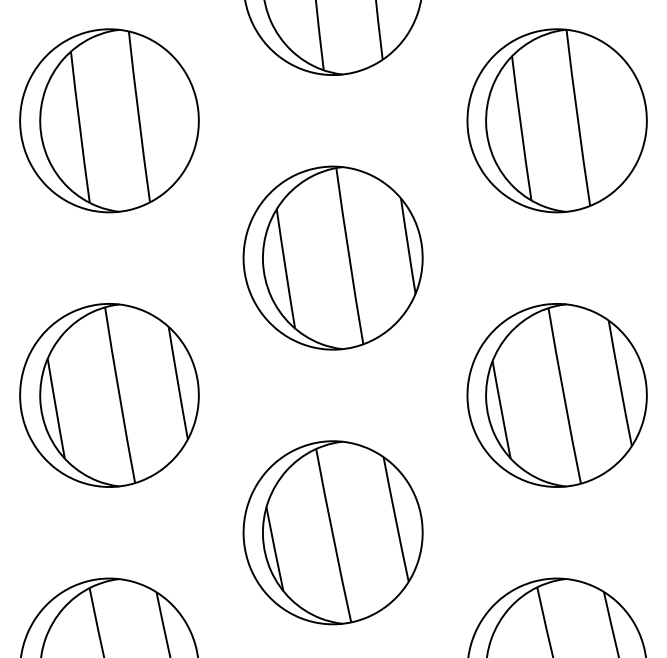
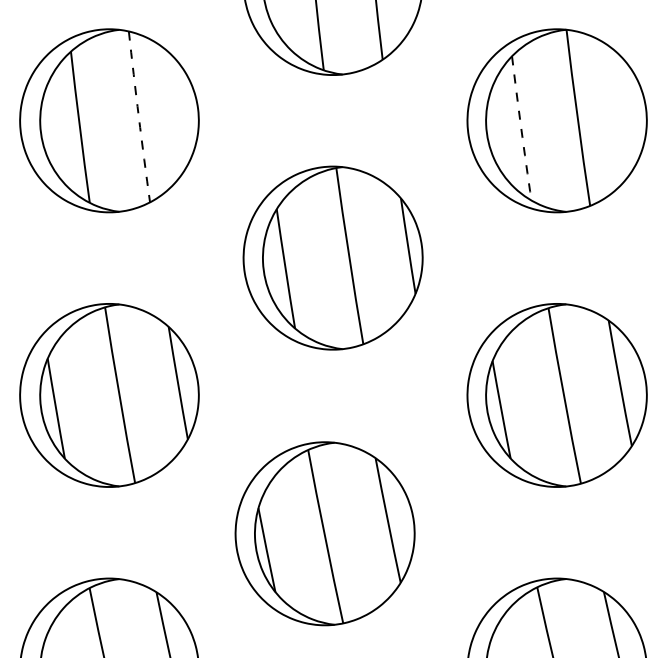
arc: solid -> dashed (138, 117)
arc: solid -> dashed (521, 128)
part position: (332, 532) -> (324, 533) (324, 533)
